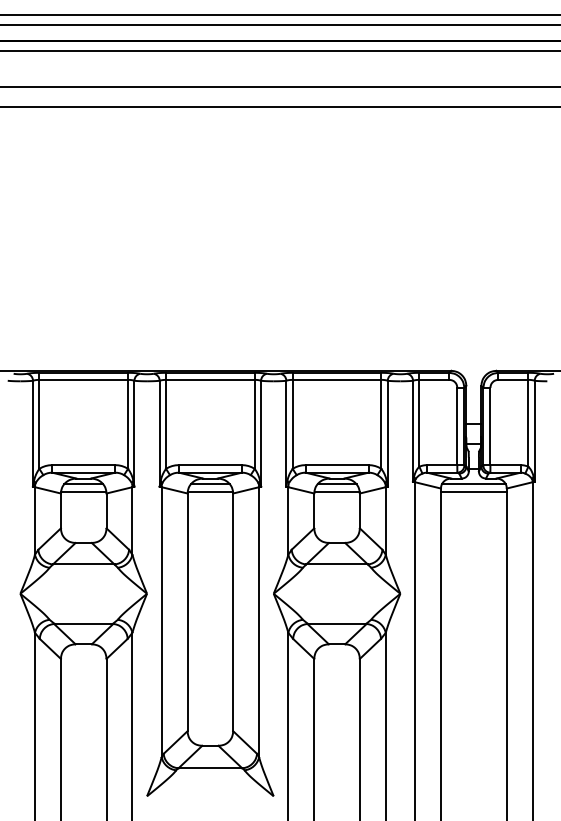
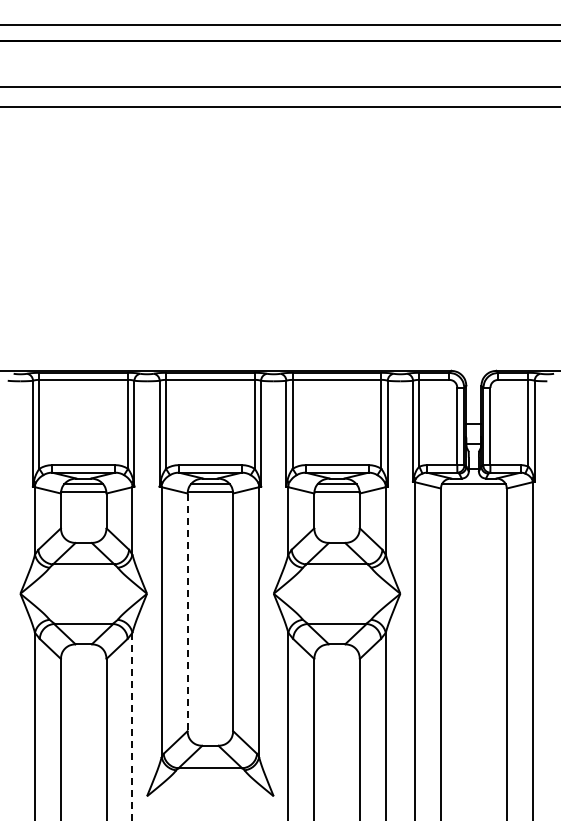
line: present -> none (279, 14)
line: present -> none (279, 51)
line: present -> none (473, 491)
line: solid -> dashed (187, 612)
line: solid -> dashed (132, 726)
